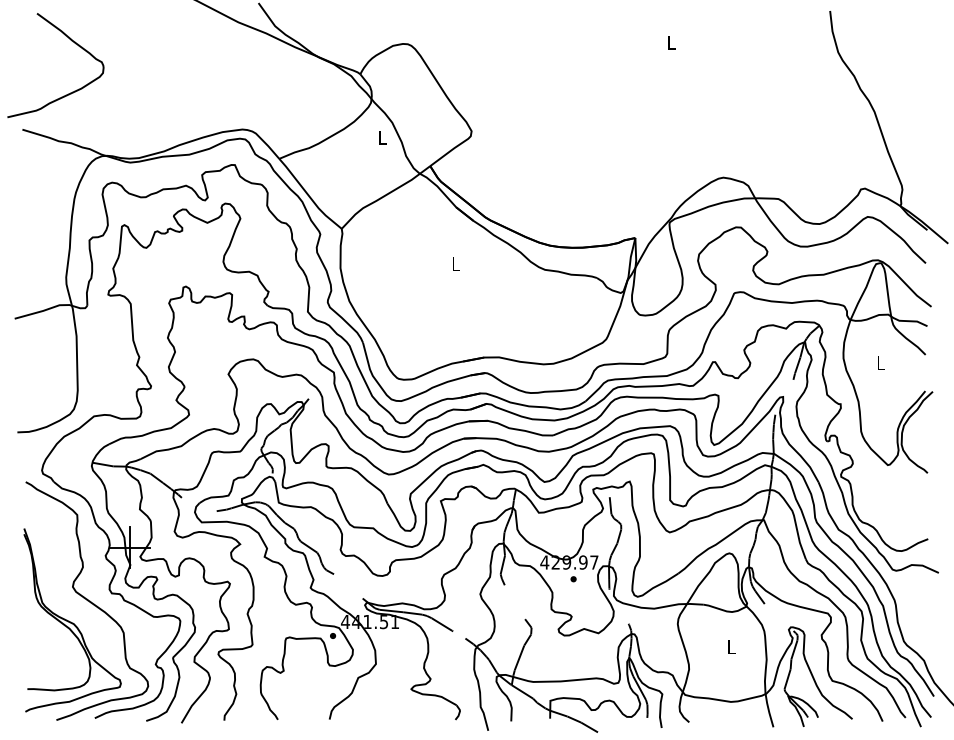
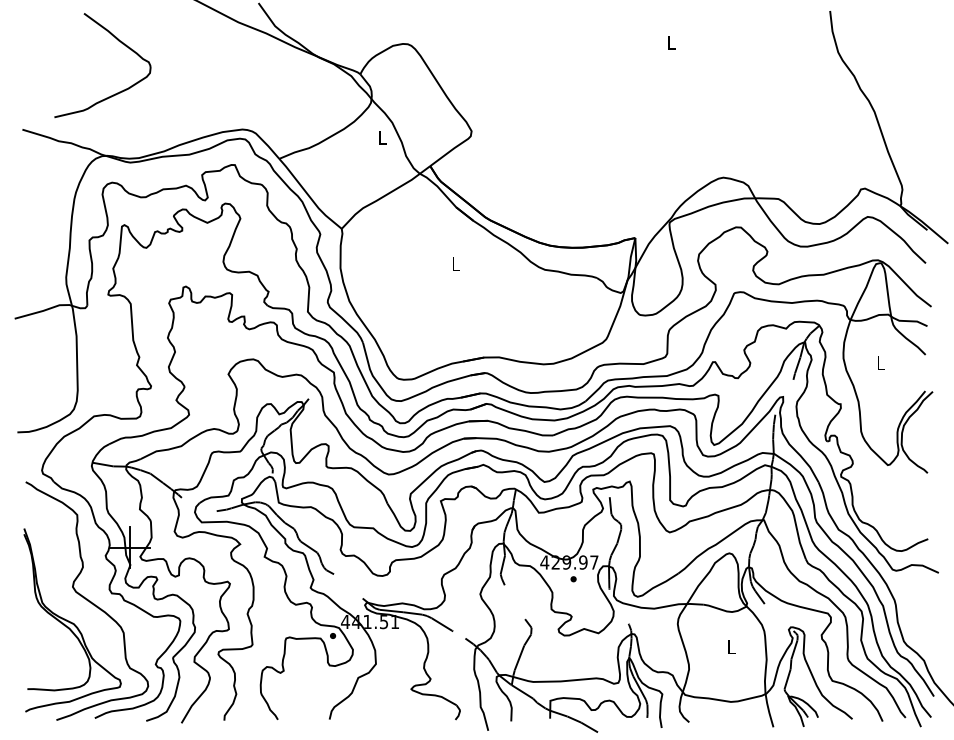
curve position: (71, 41) -> (118, 41) (118, 41)
